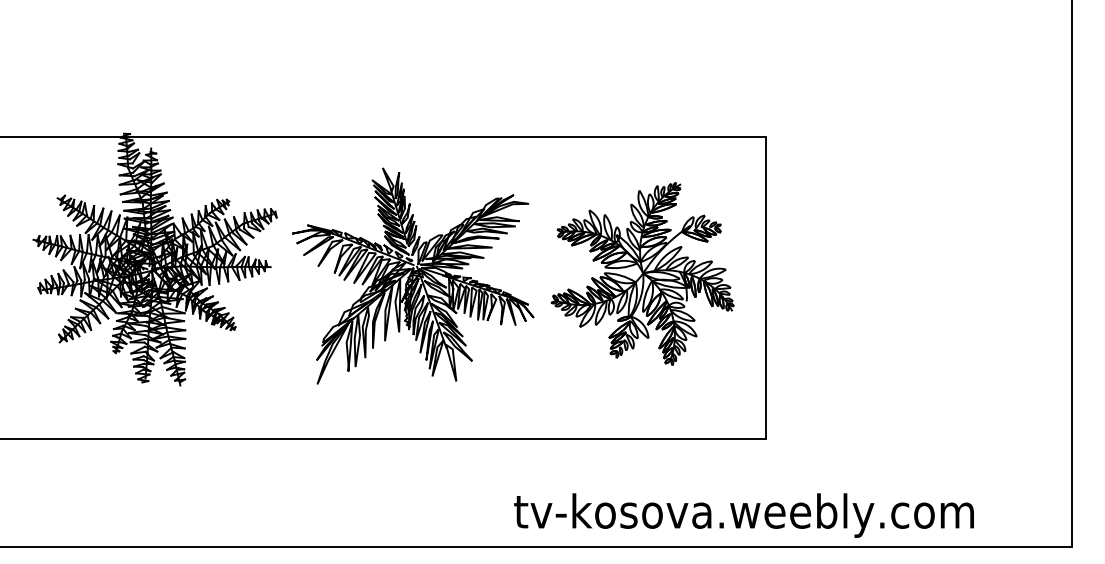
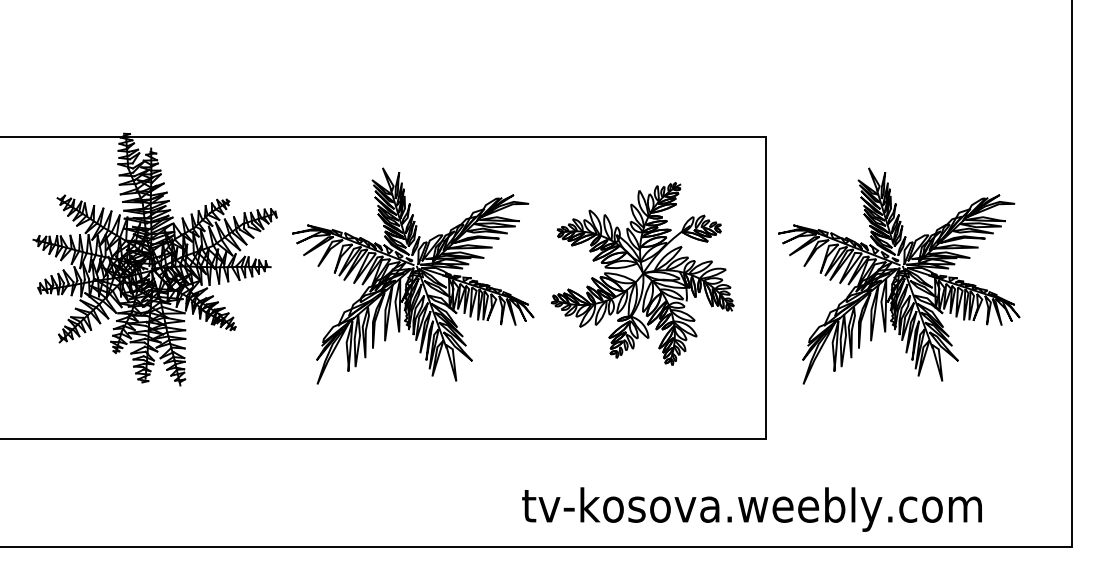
part: none -> present (899, 275)
text position: (743, 515) -> (751, 509) (751, 509)
